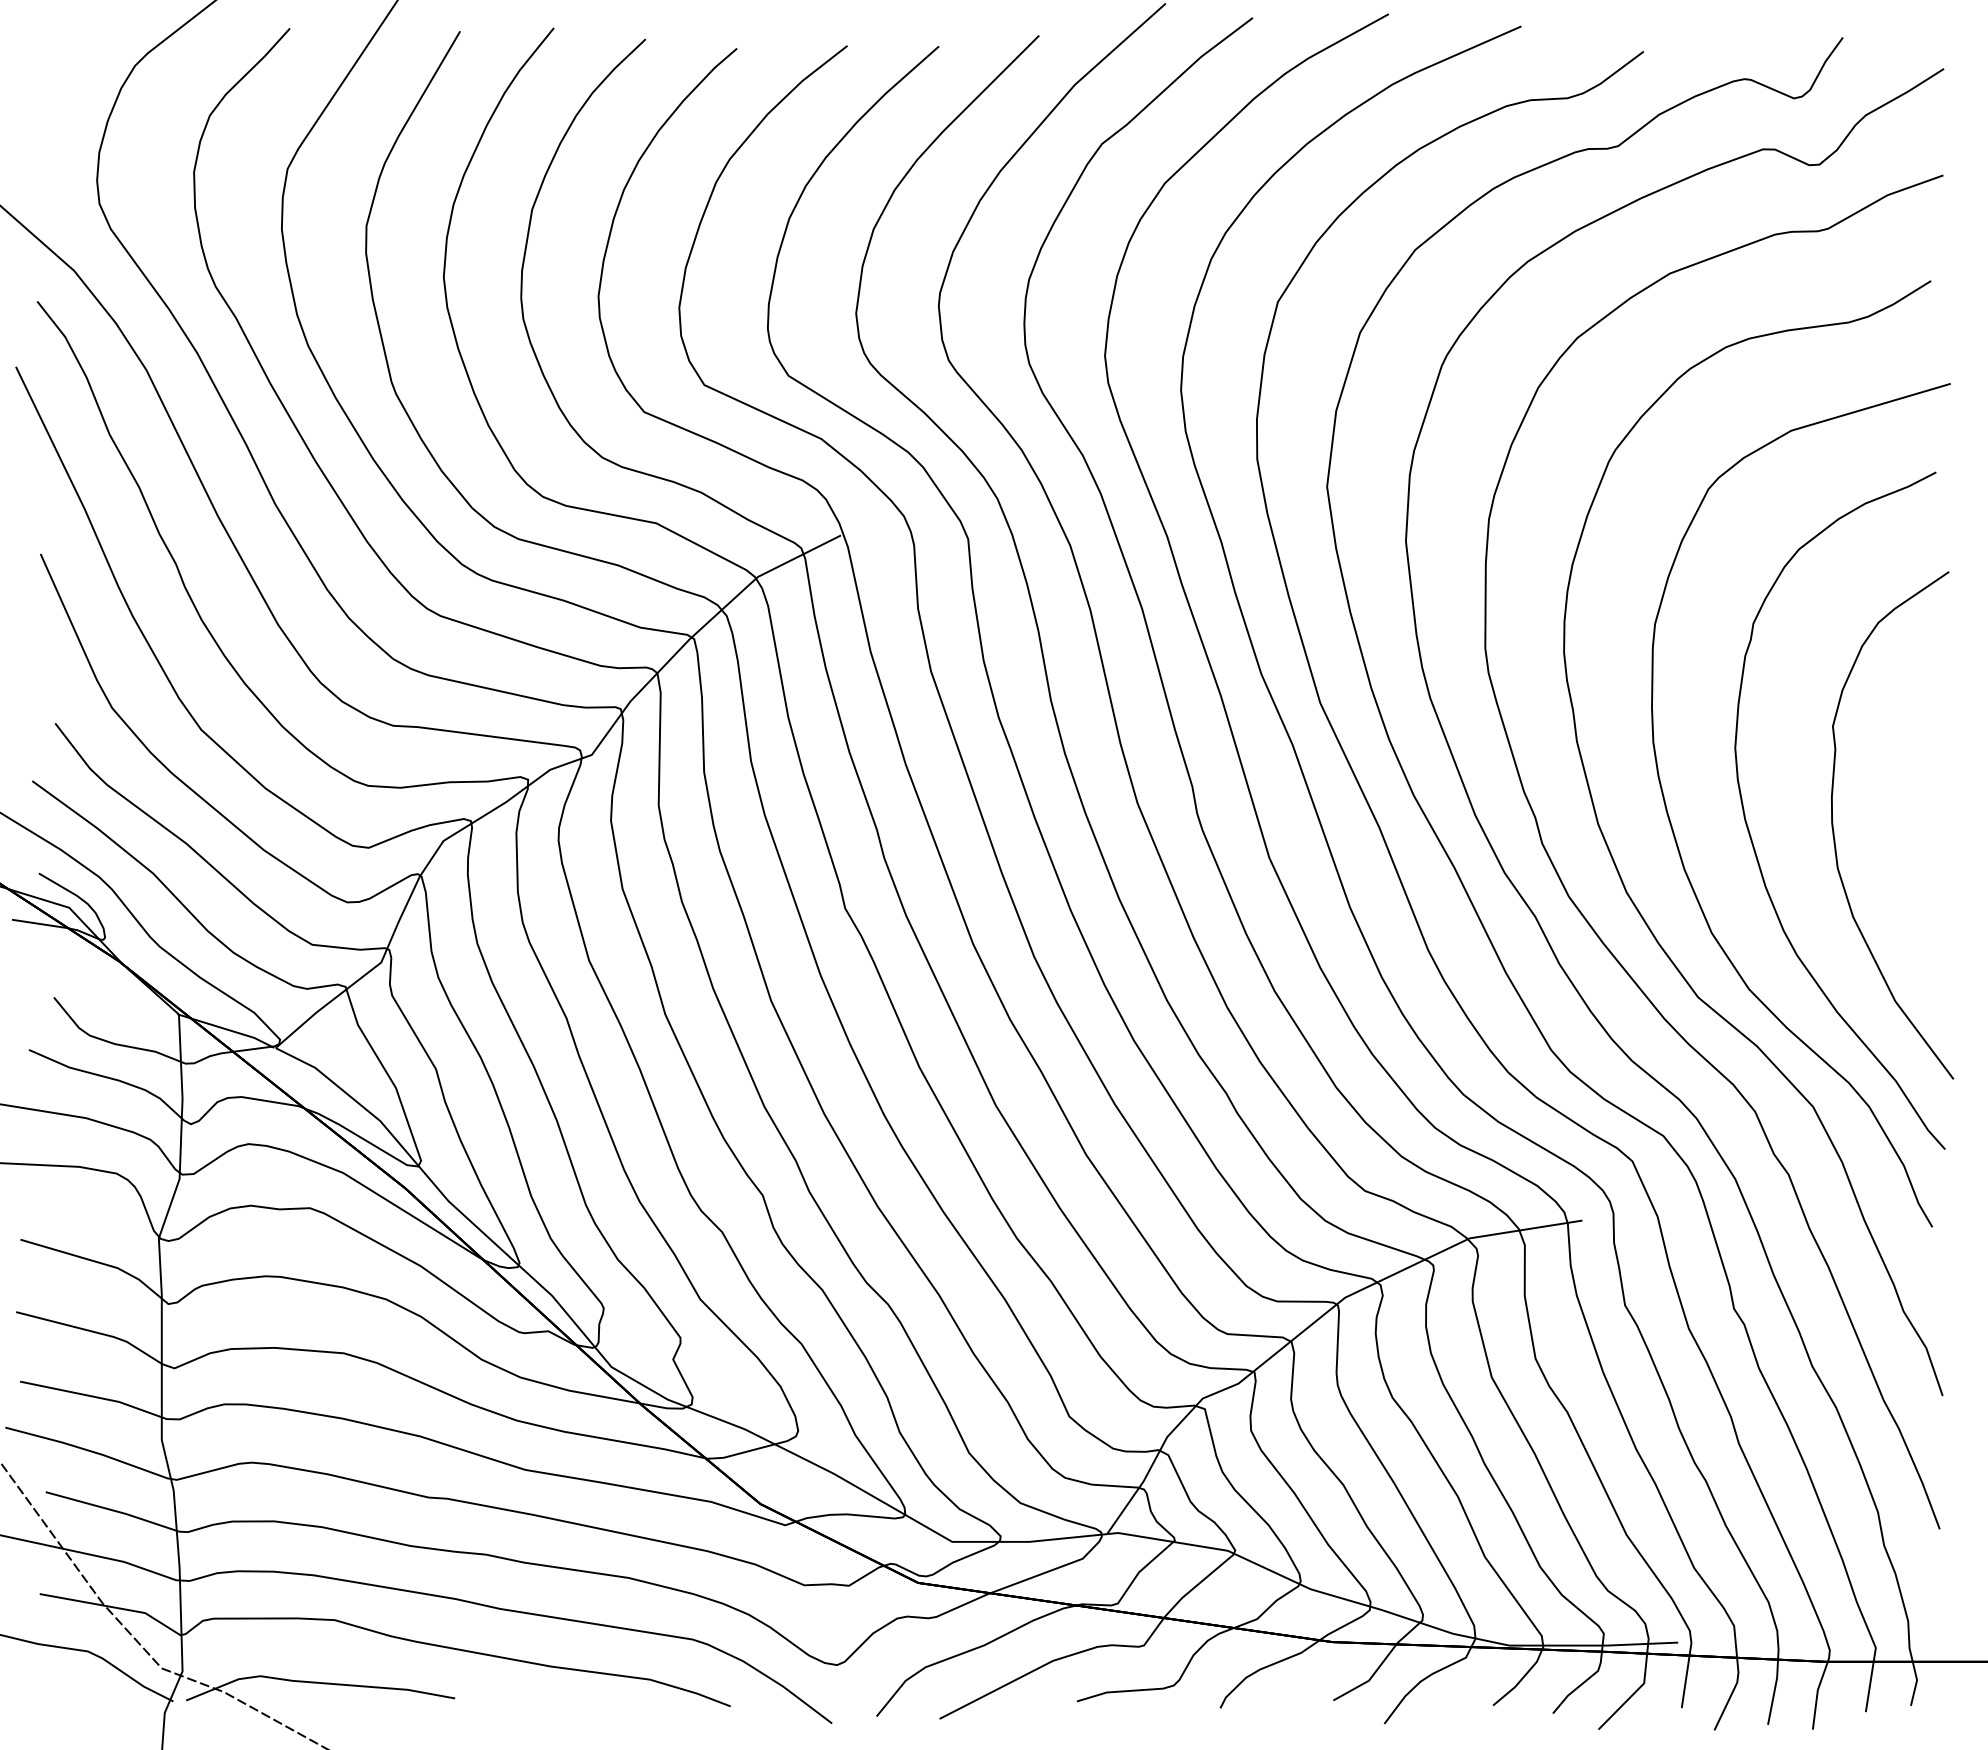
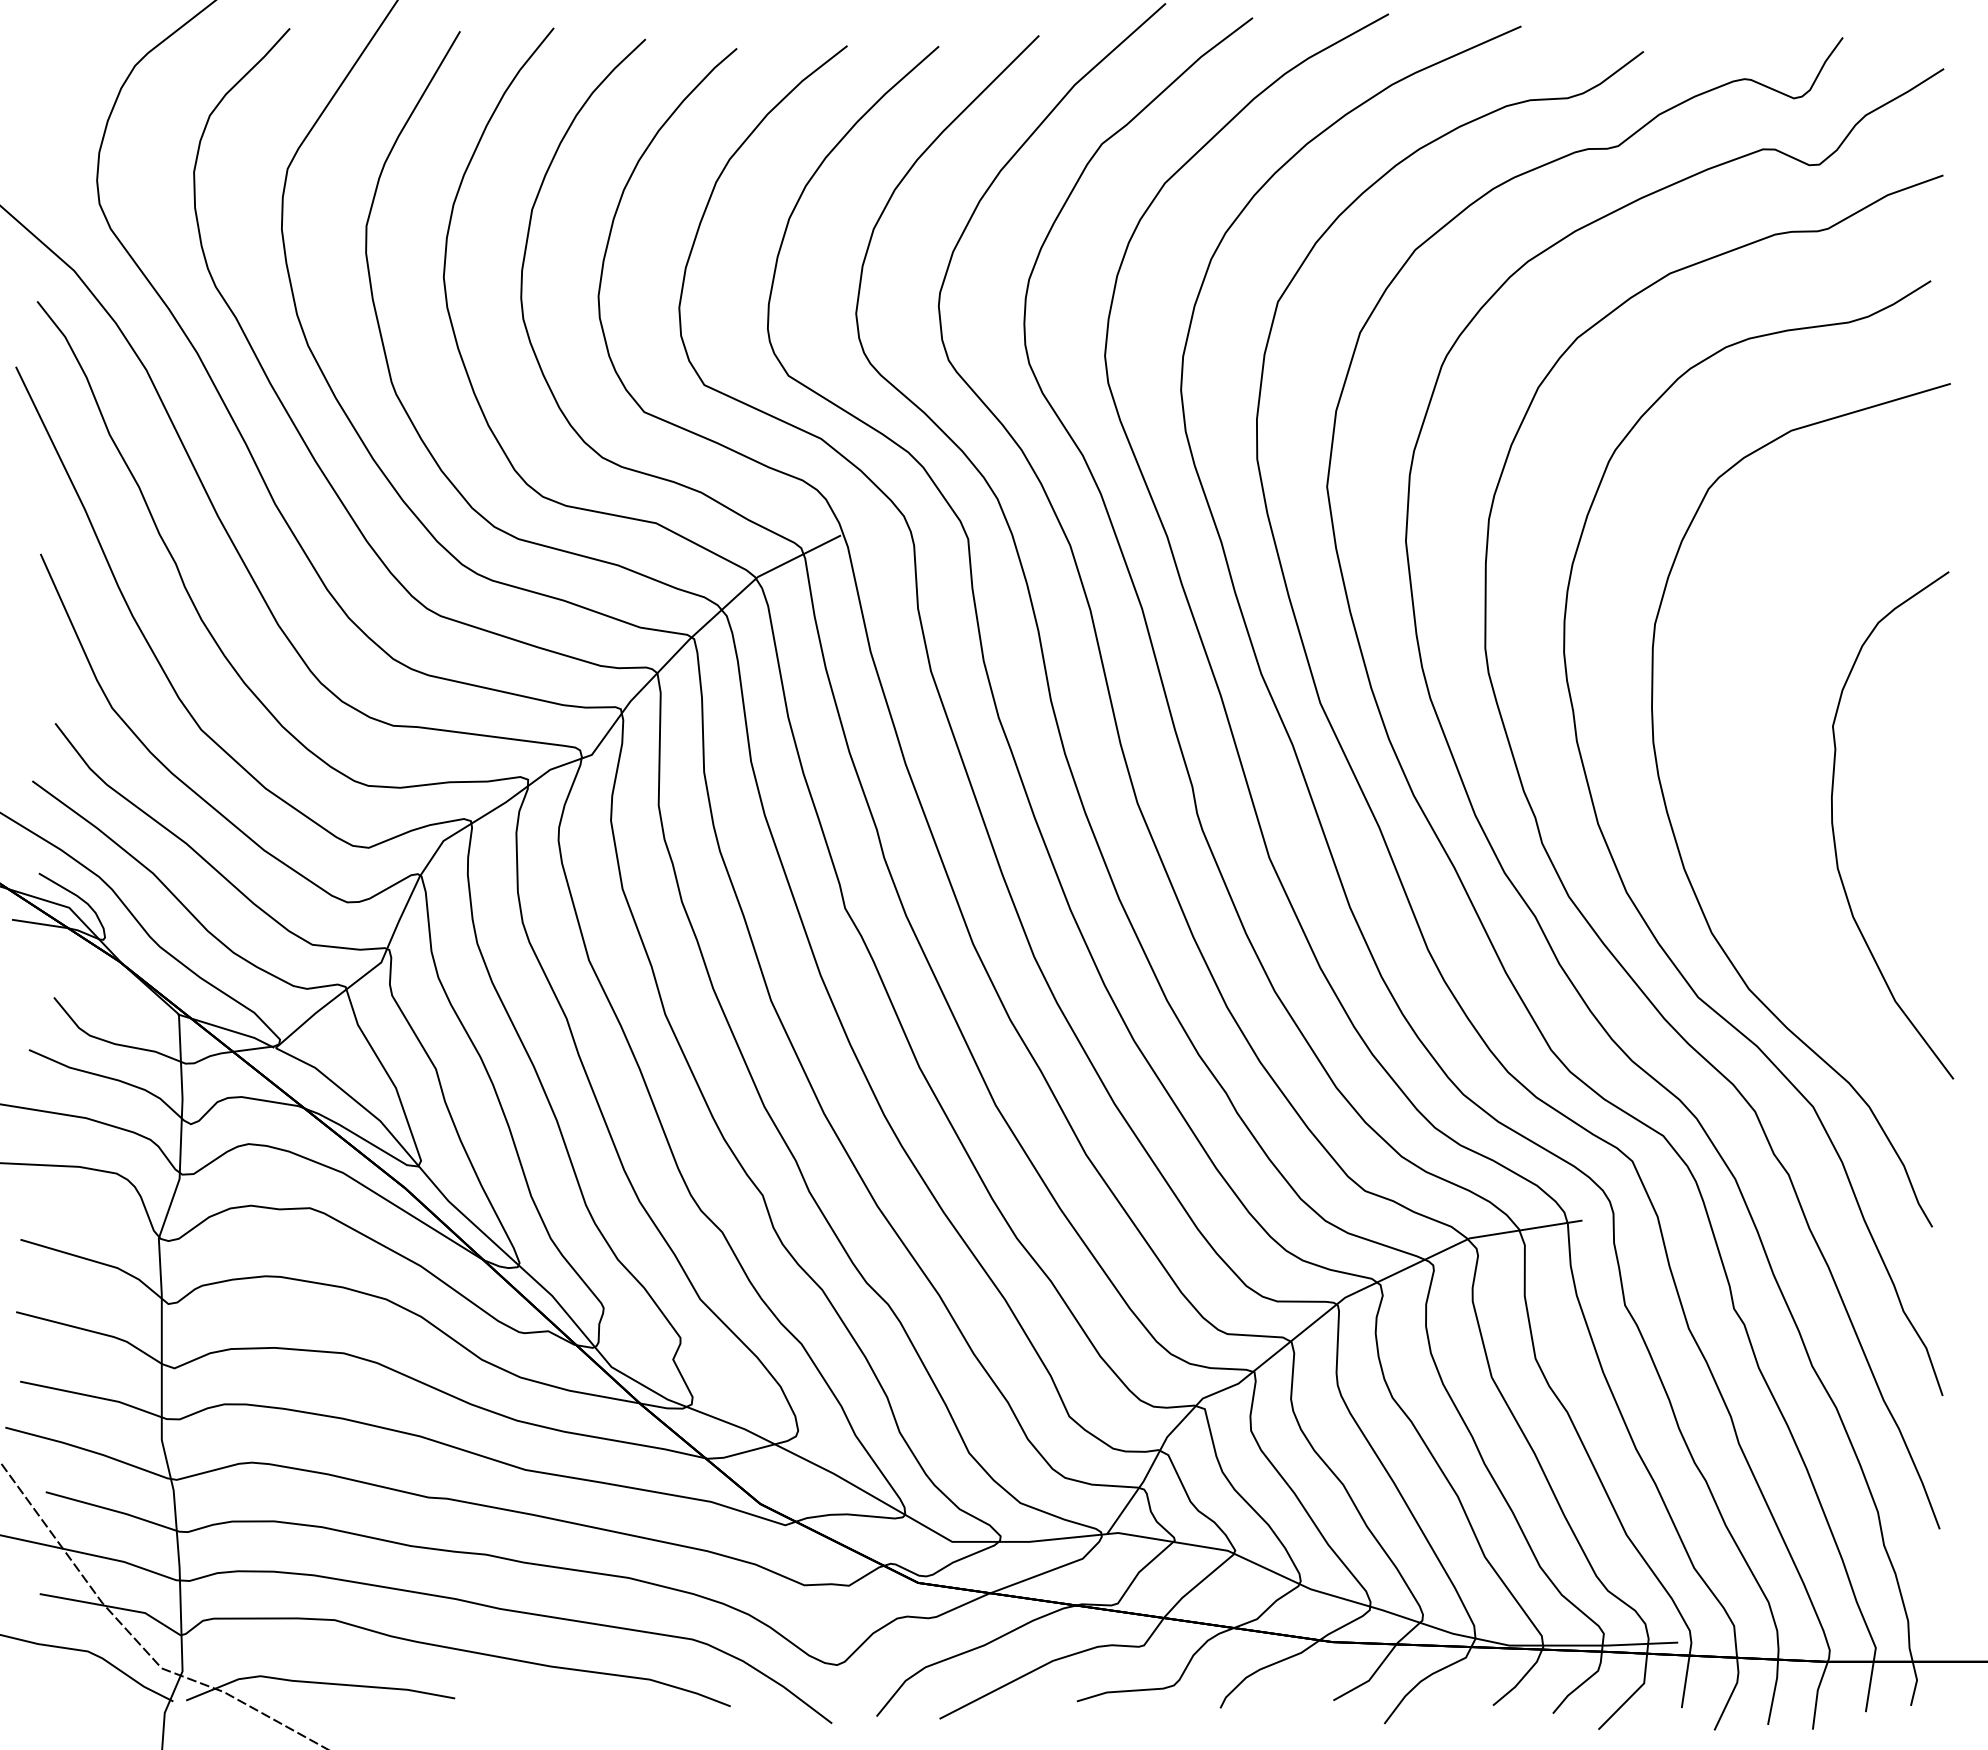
curve: present -> none (1752, 839)
